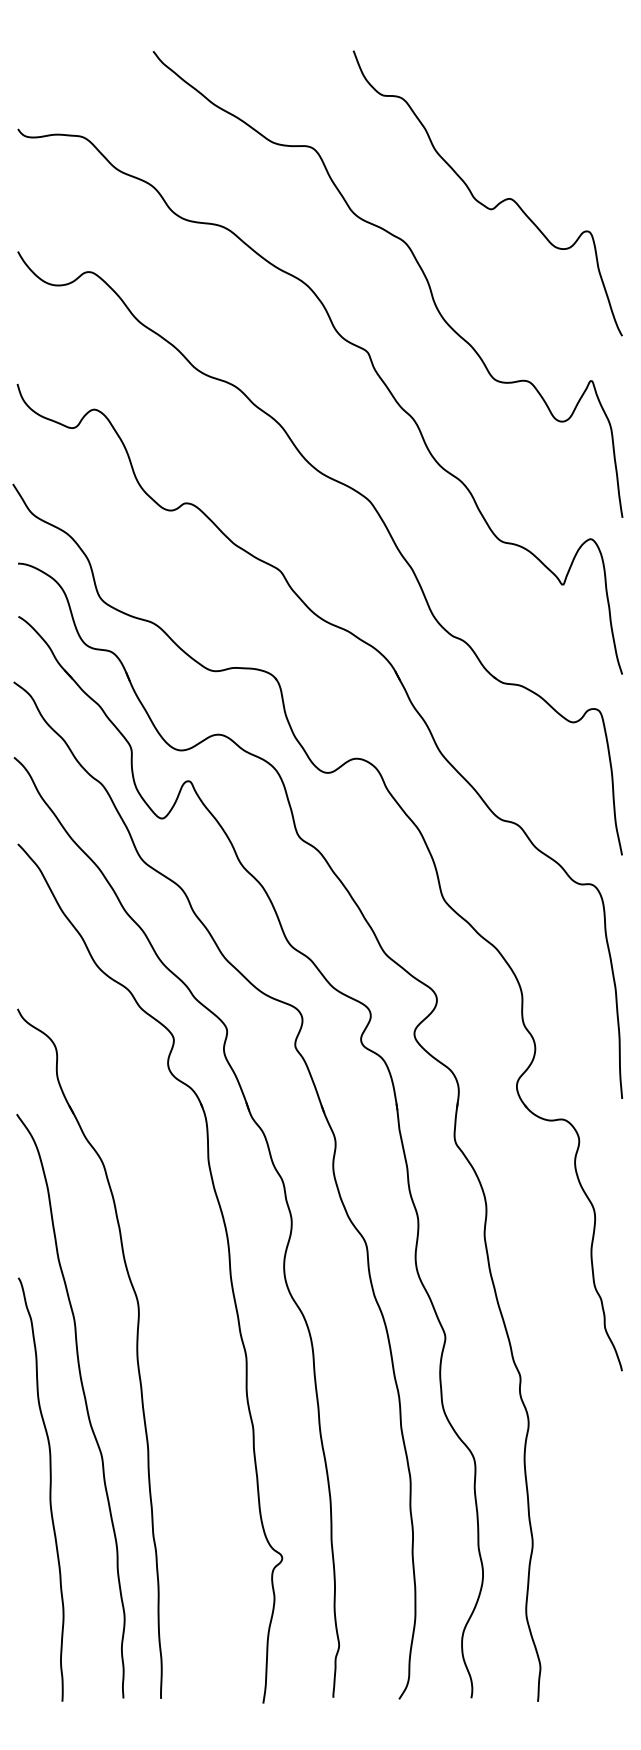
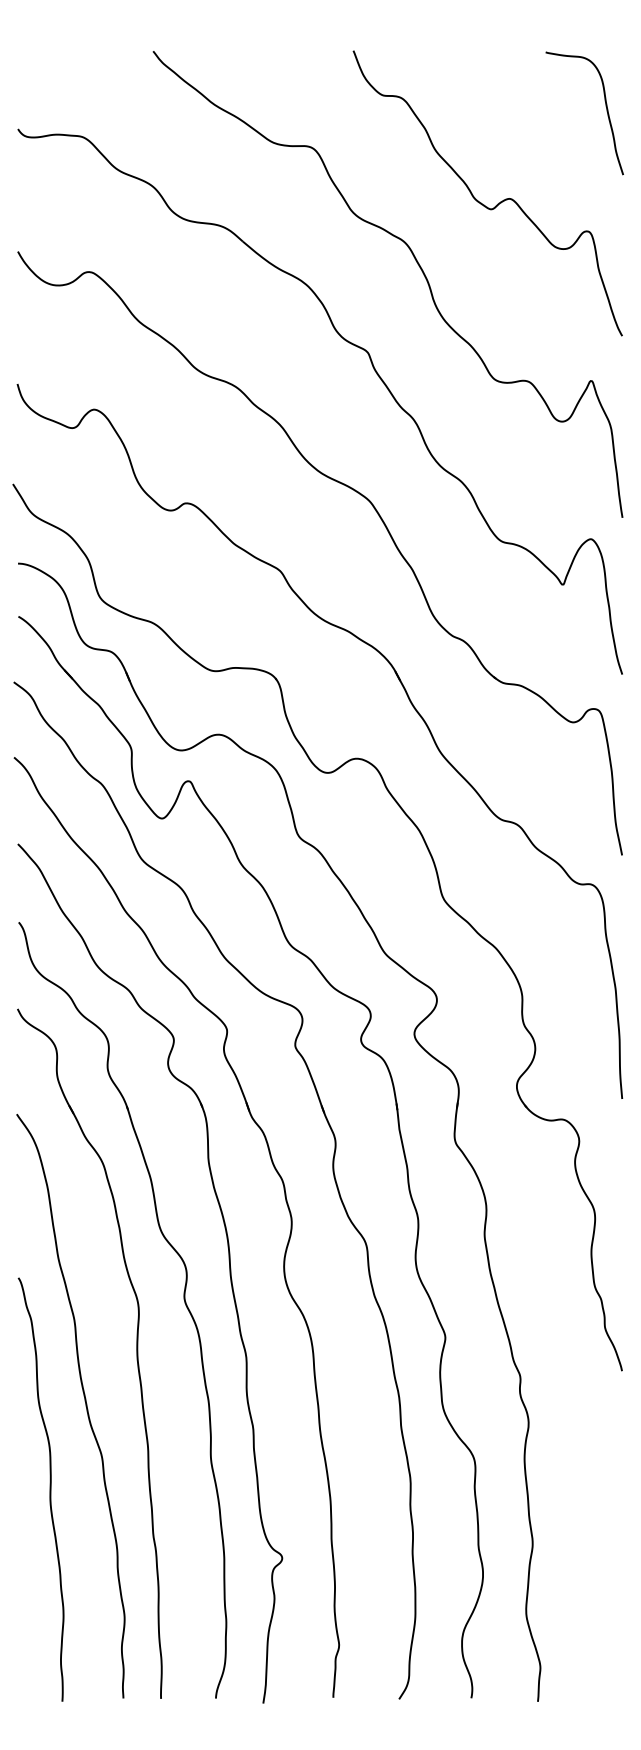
curve: none -> present (606, 111)
part: none -> present (183, 1299)
